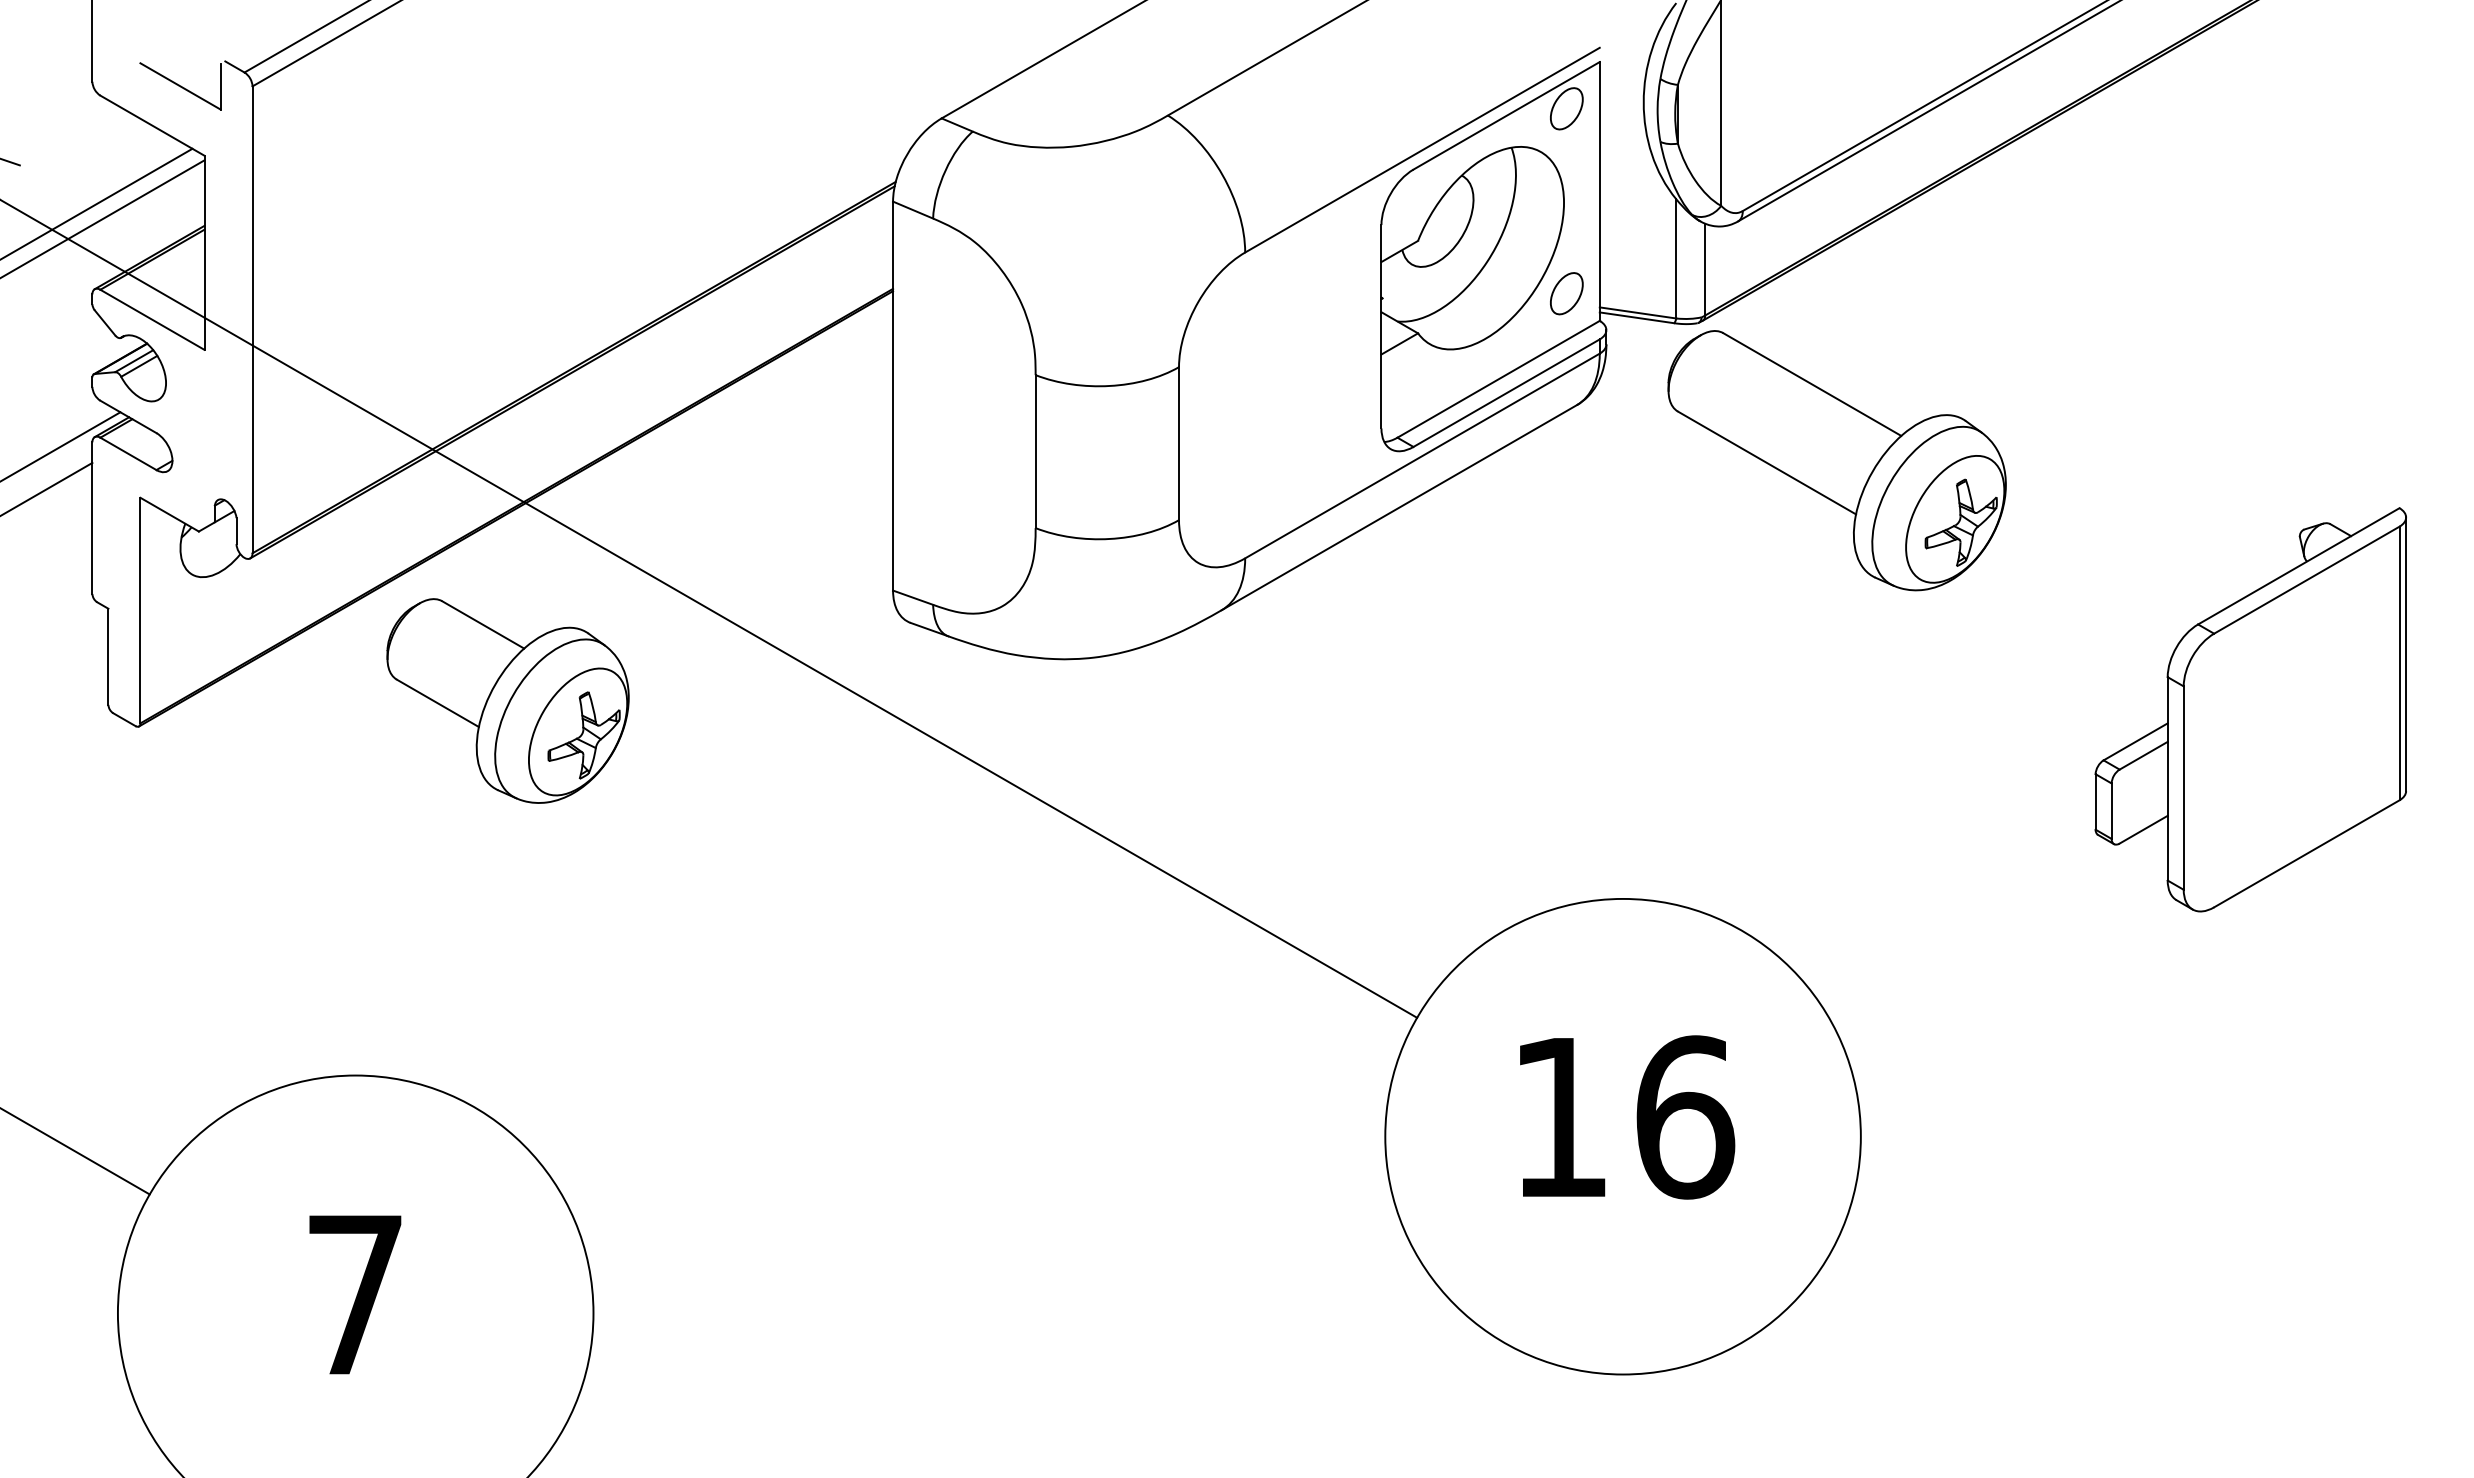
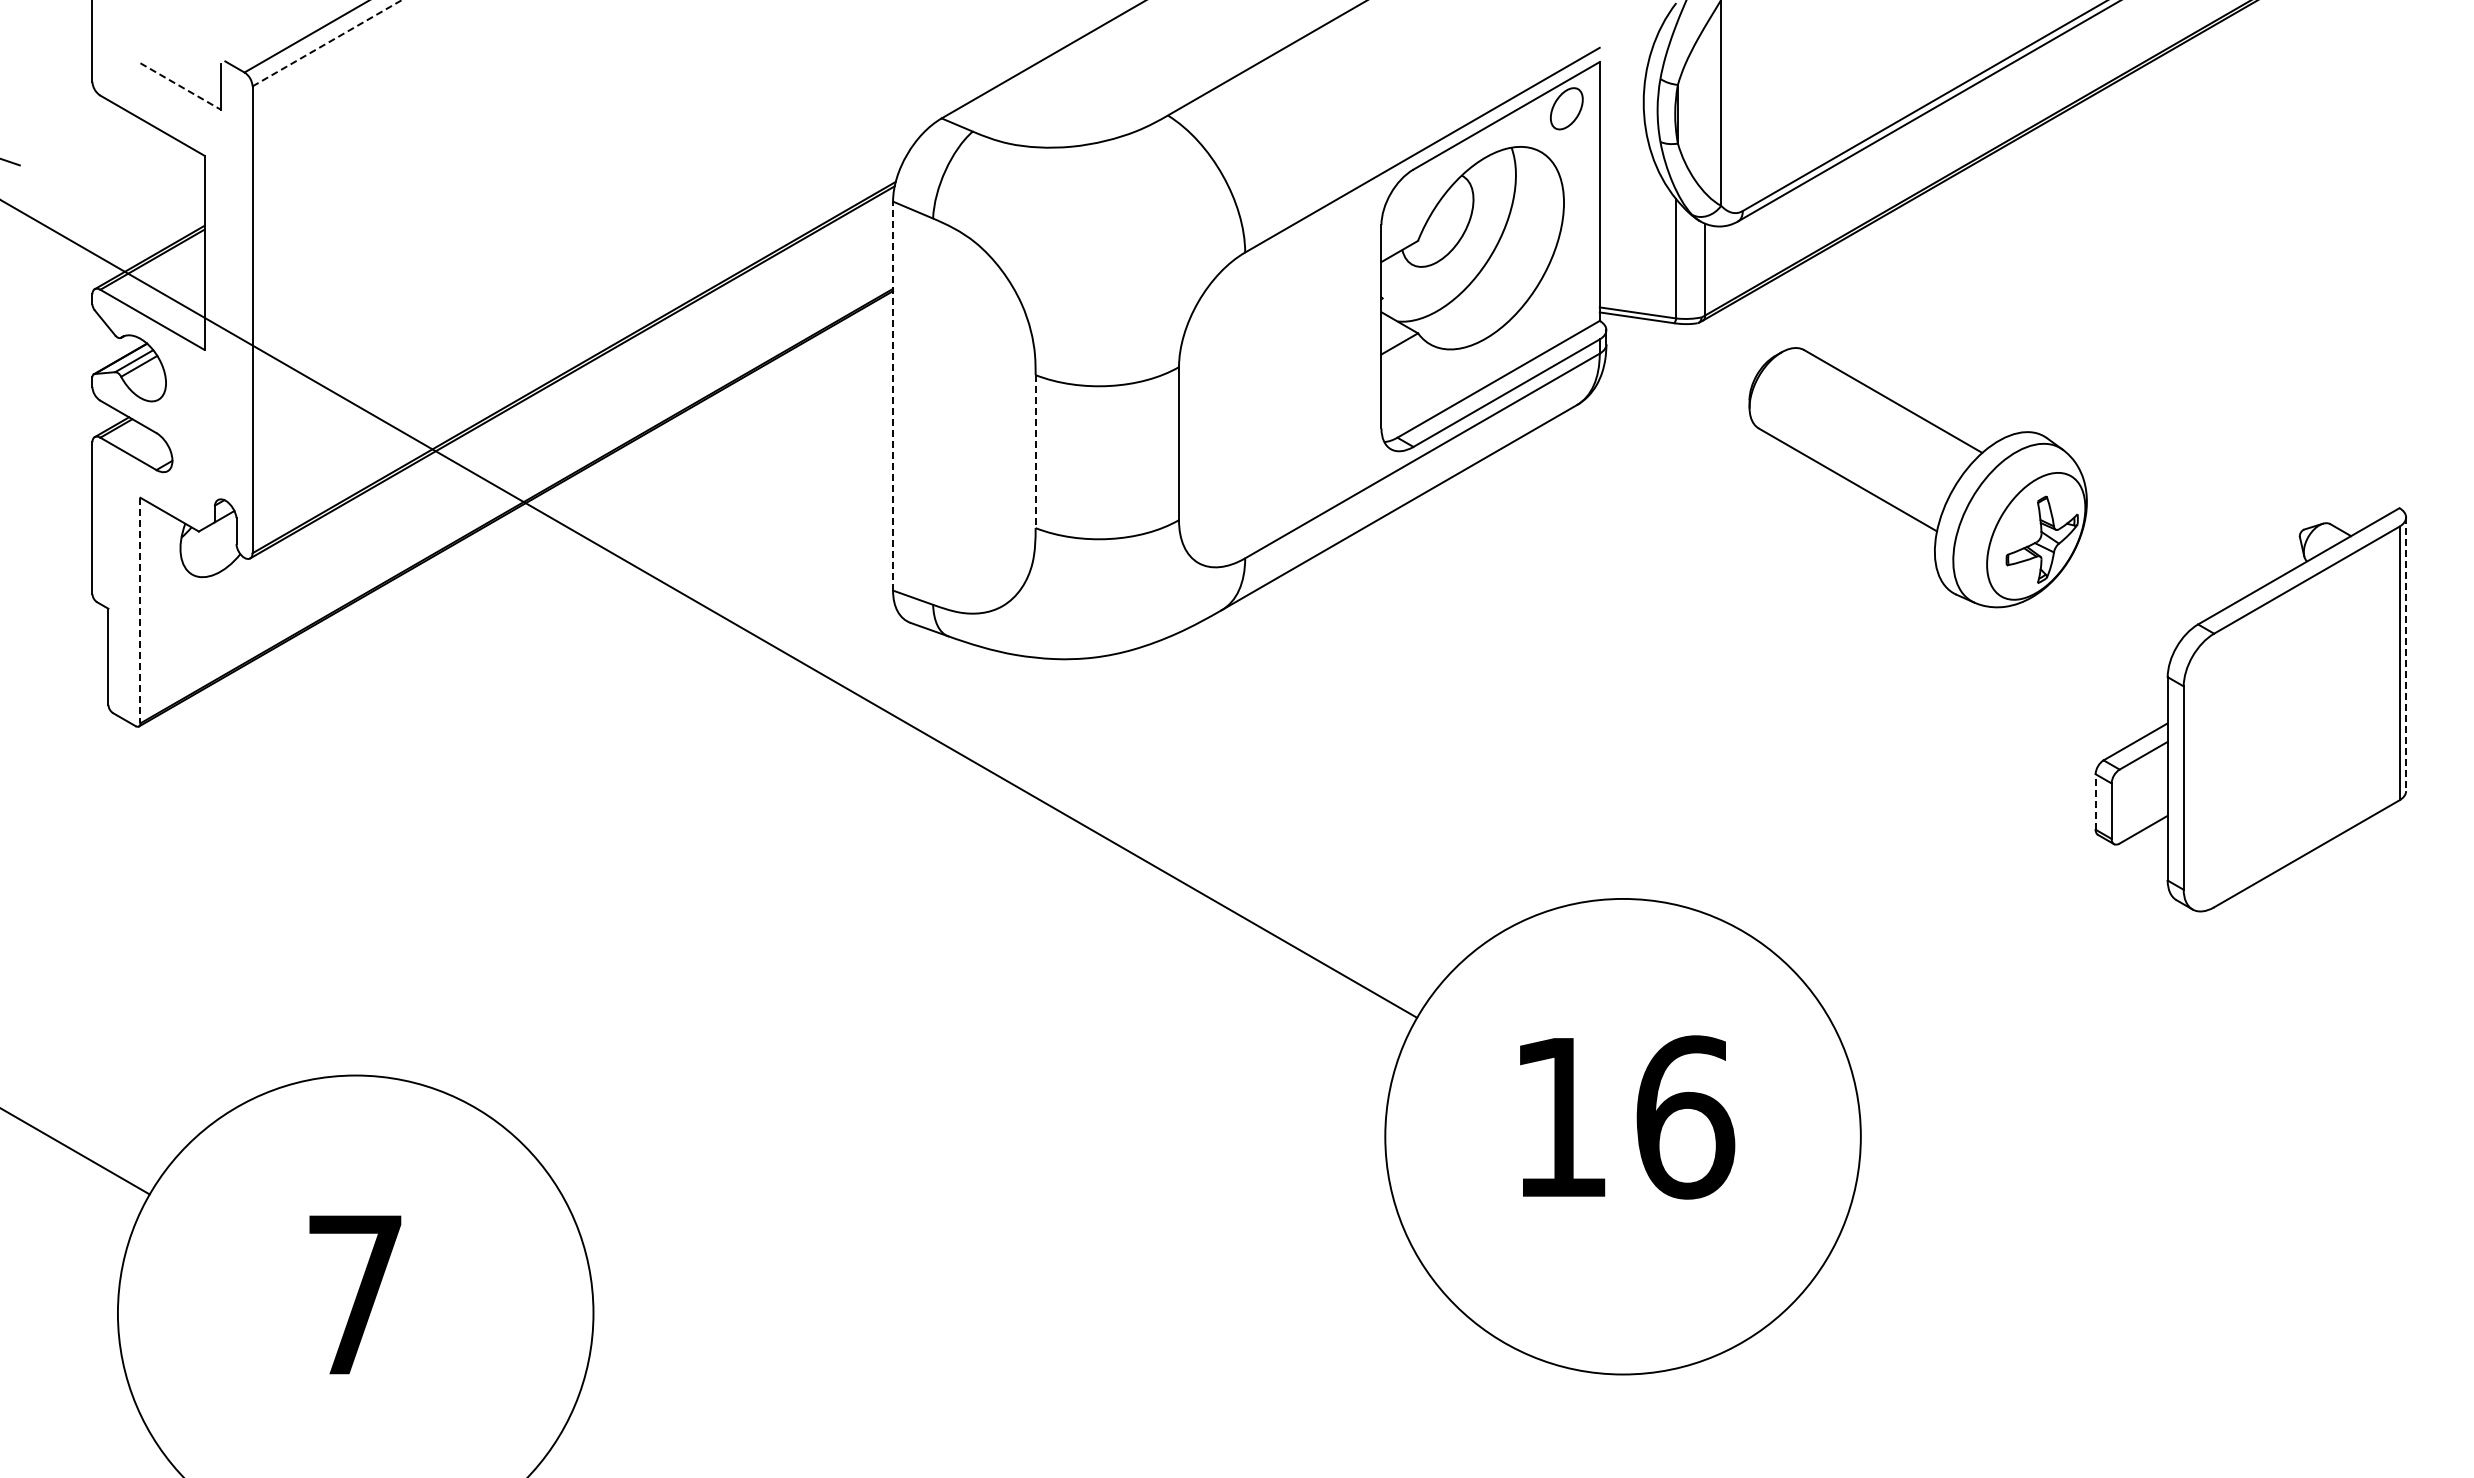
line: solid -> dashed (327, 43)
line: solid -> dashed (180, 86)
line: present -> none (97, 203)
line: present -> none (103, 218)
part: present -> none (1566, 293)
line: solid -> dashed (893, 395)
line: present -> none (61, 446)
line: solid -> dashed (1035, 451)
part position: (1836, 460) -> (1917, 477) (1917, 477)
line: present -> none (47, 488)
line: solid -> dashed (140, 610)
line: solid -> dashed (2406, 654)
part: present -> none (507, 700)
line: solid -> dashed (2095, 801)
